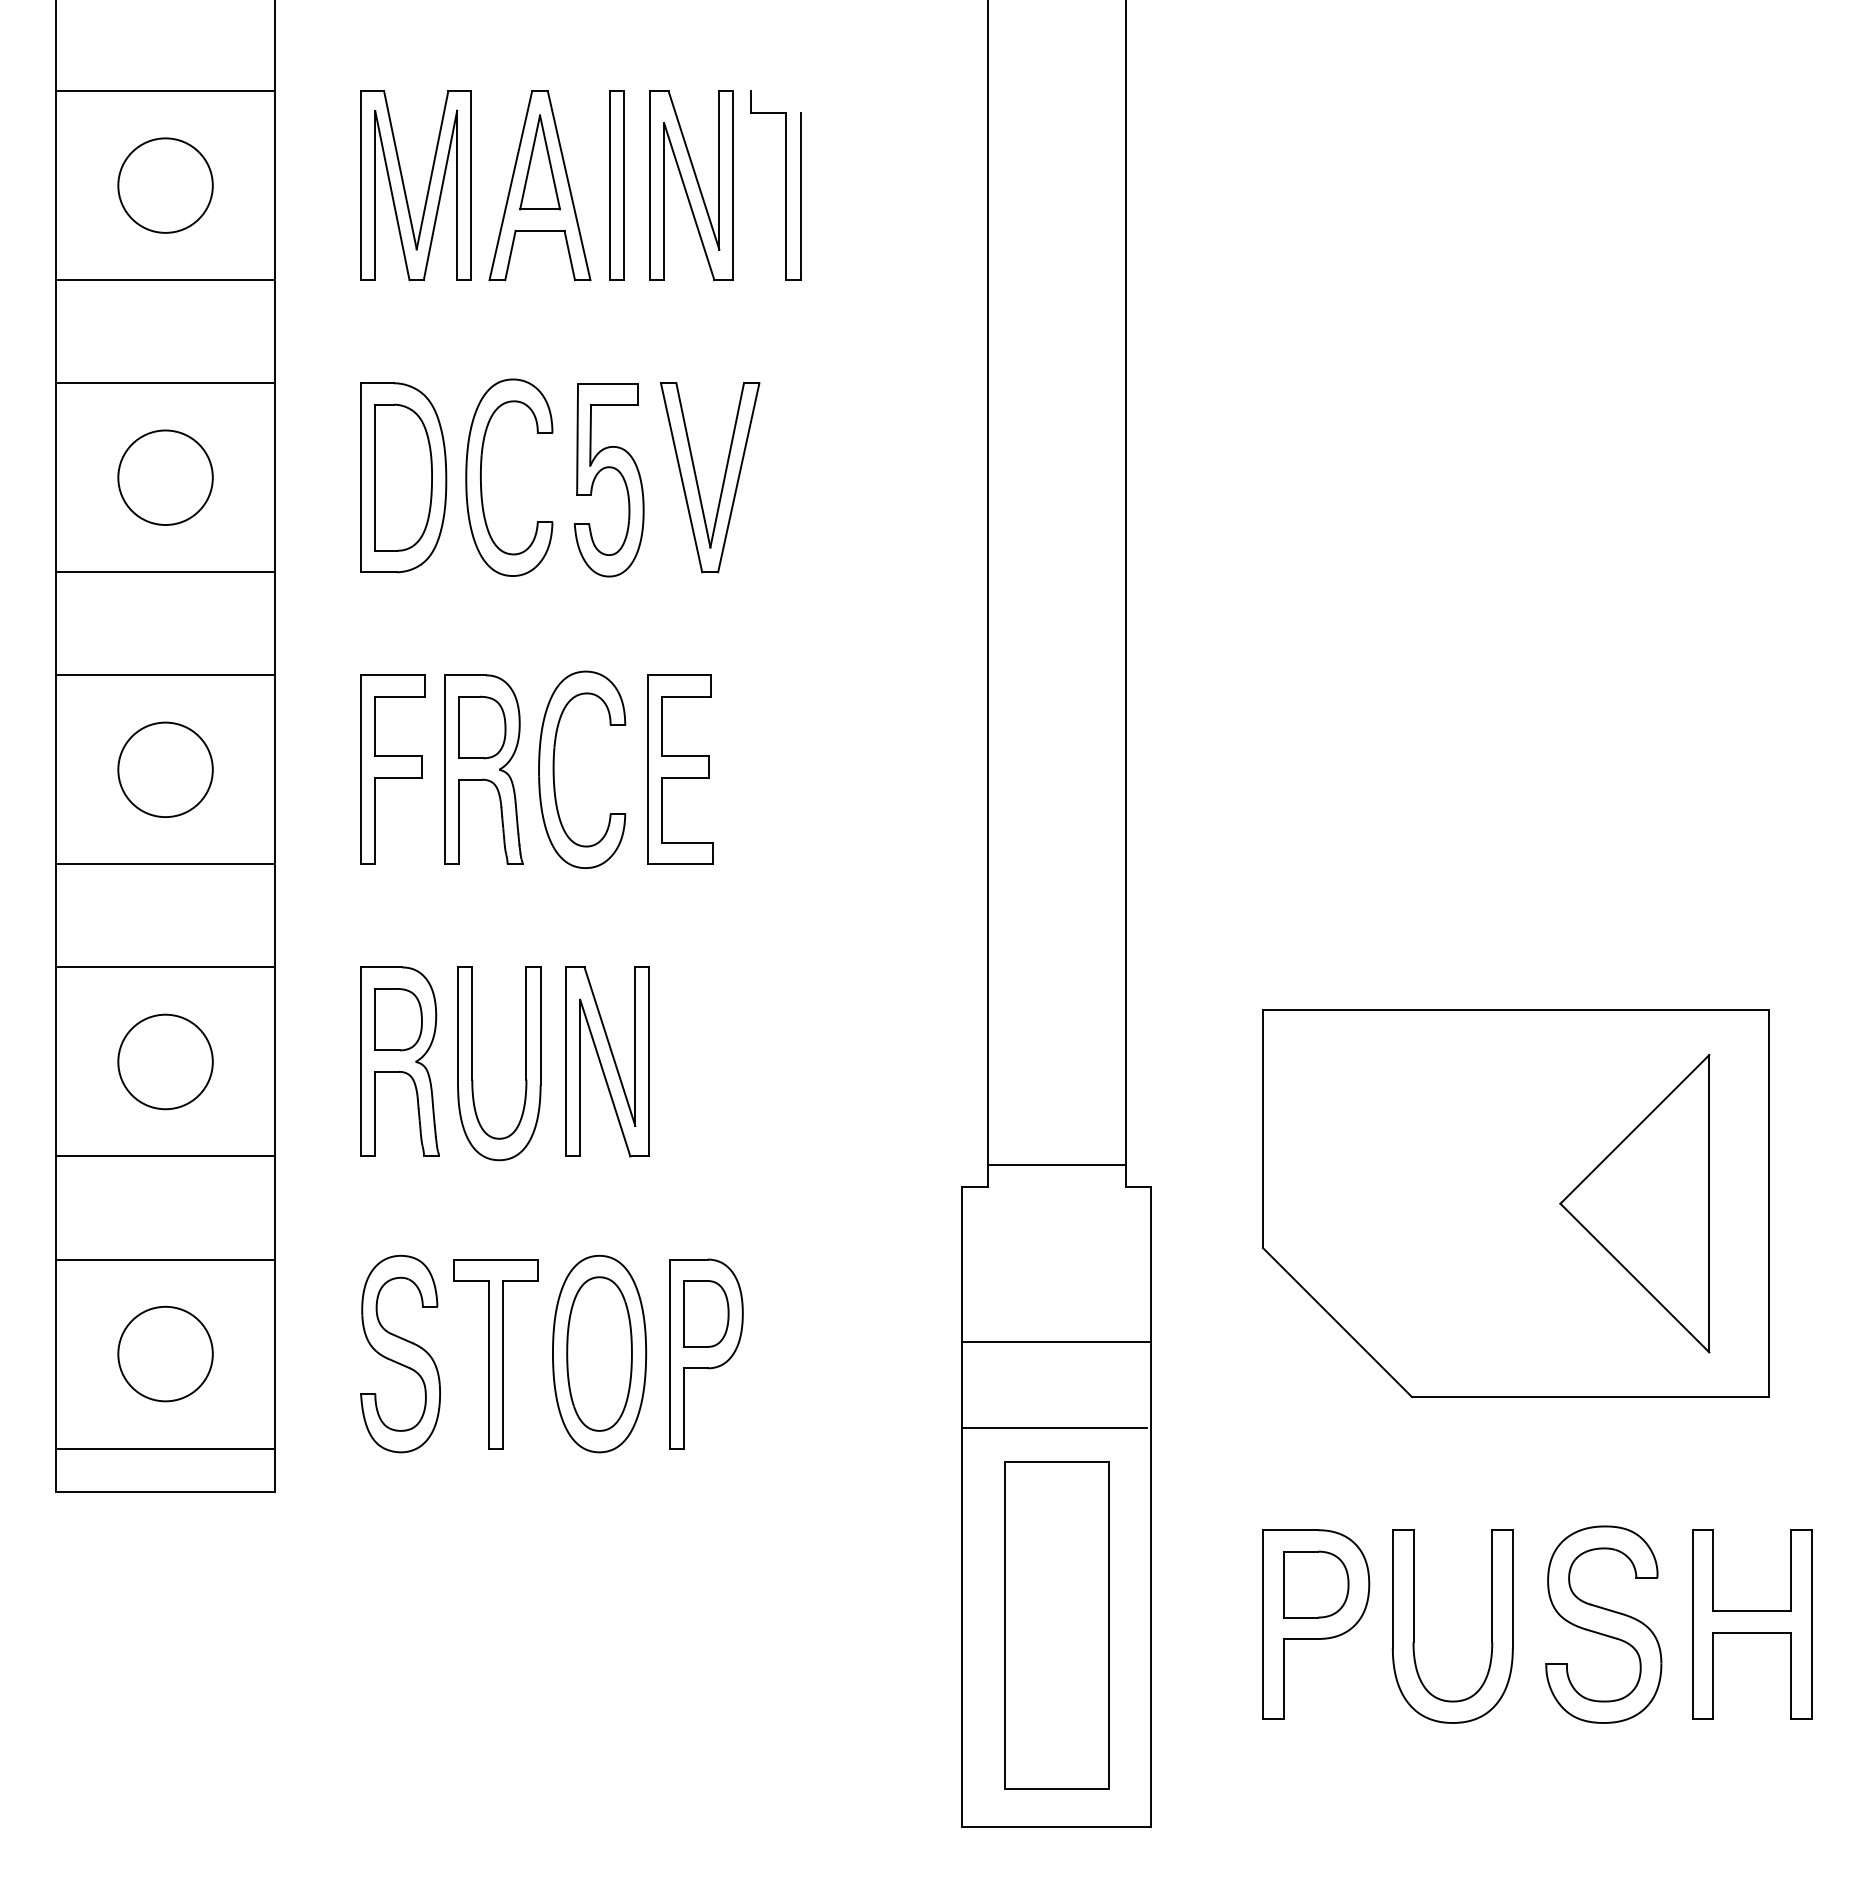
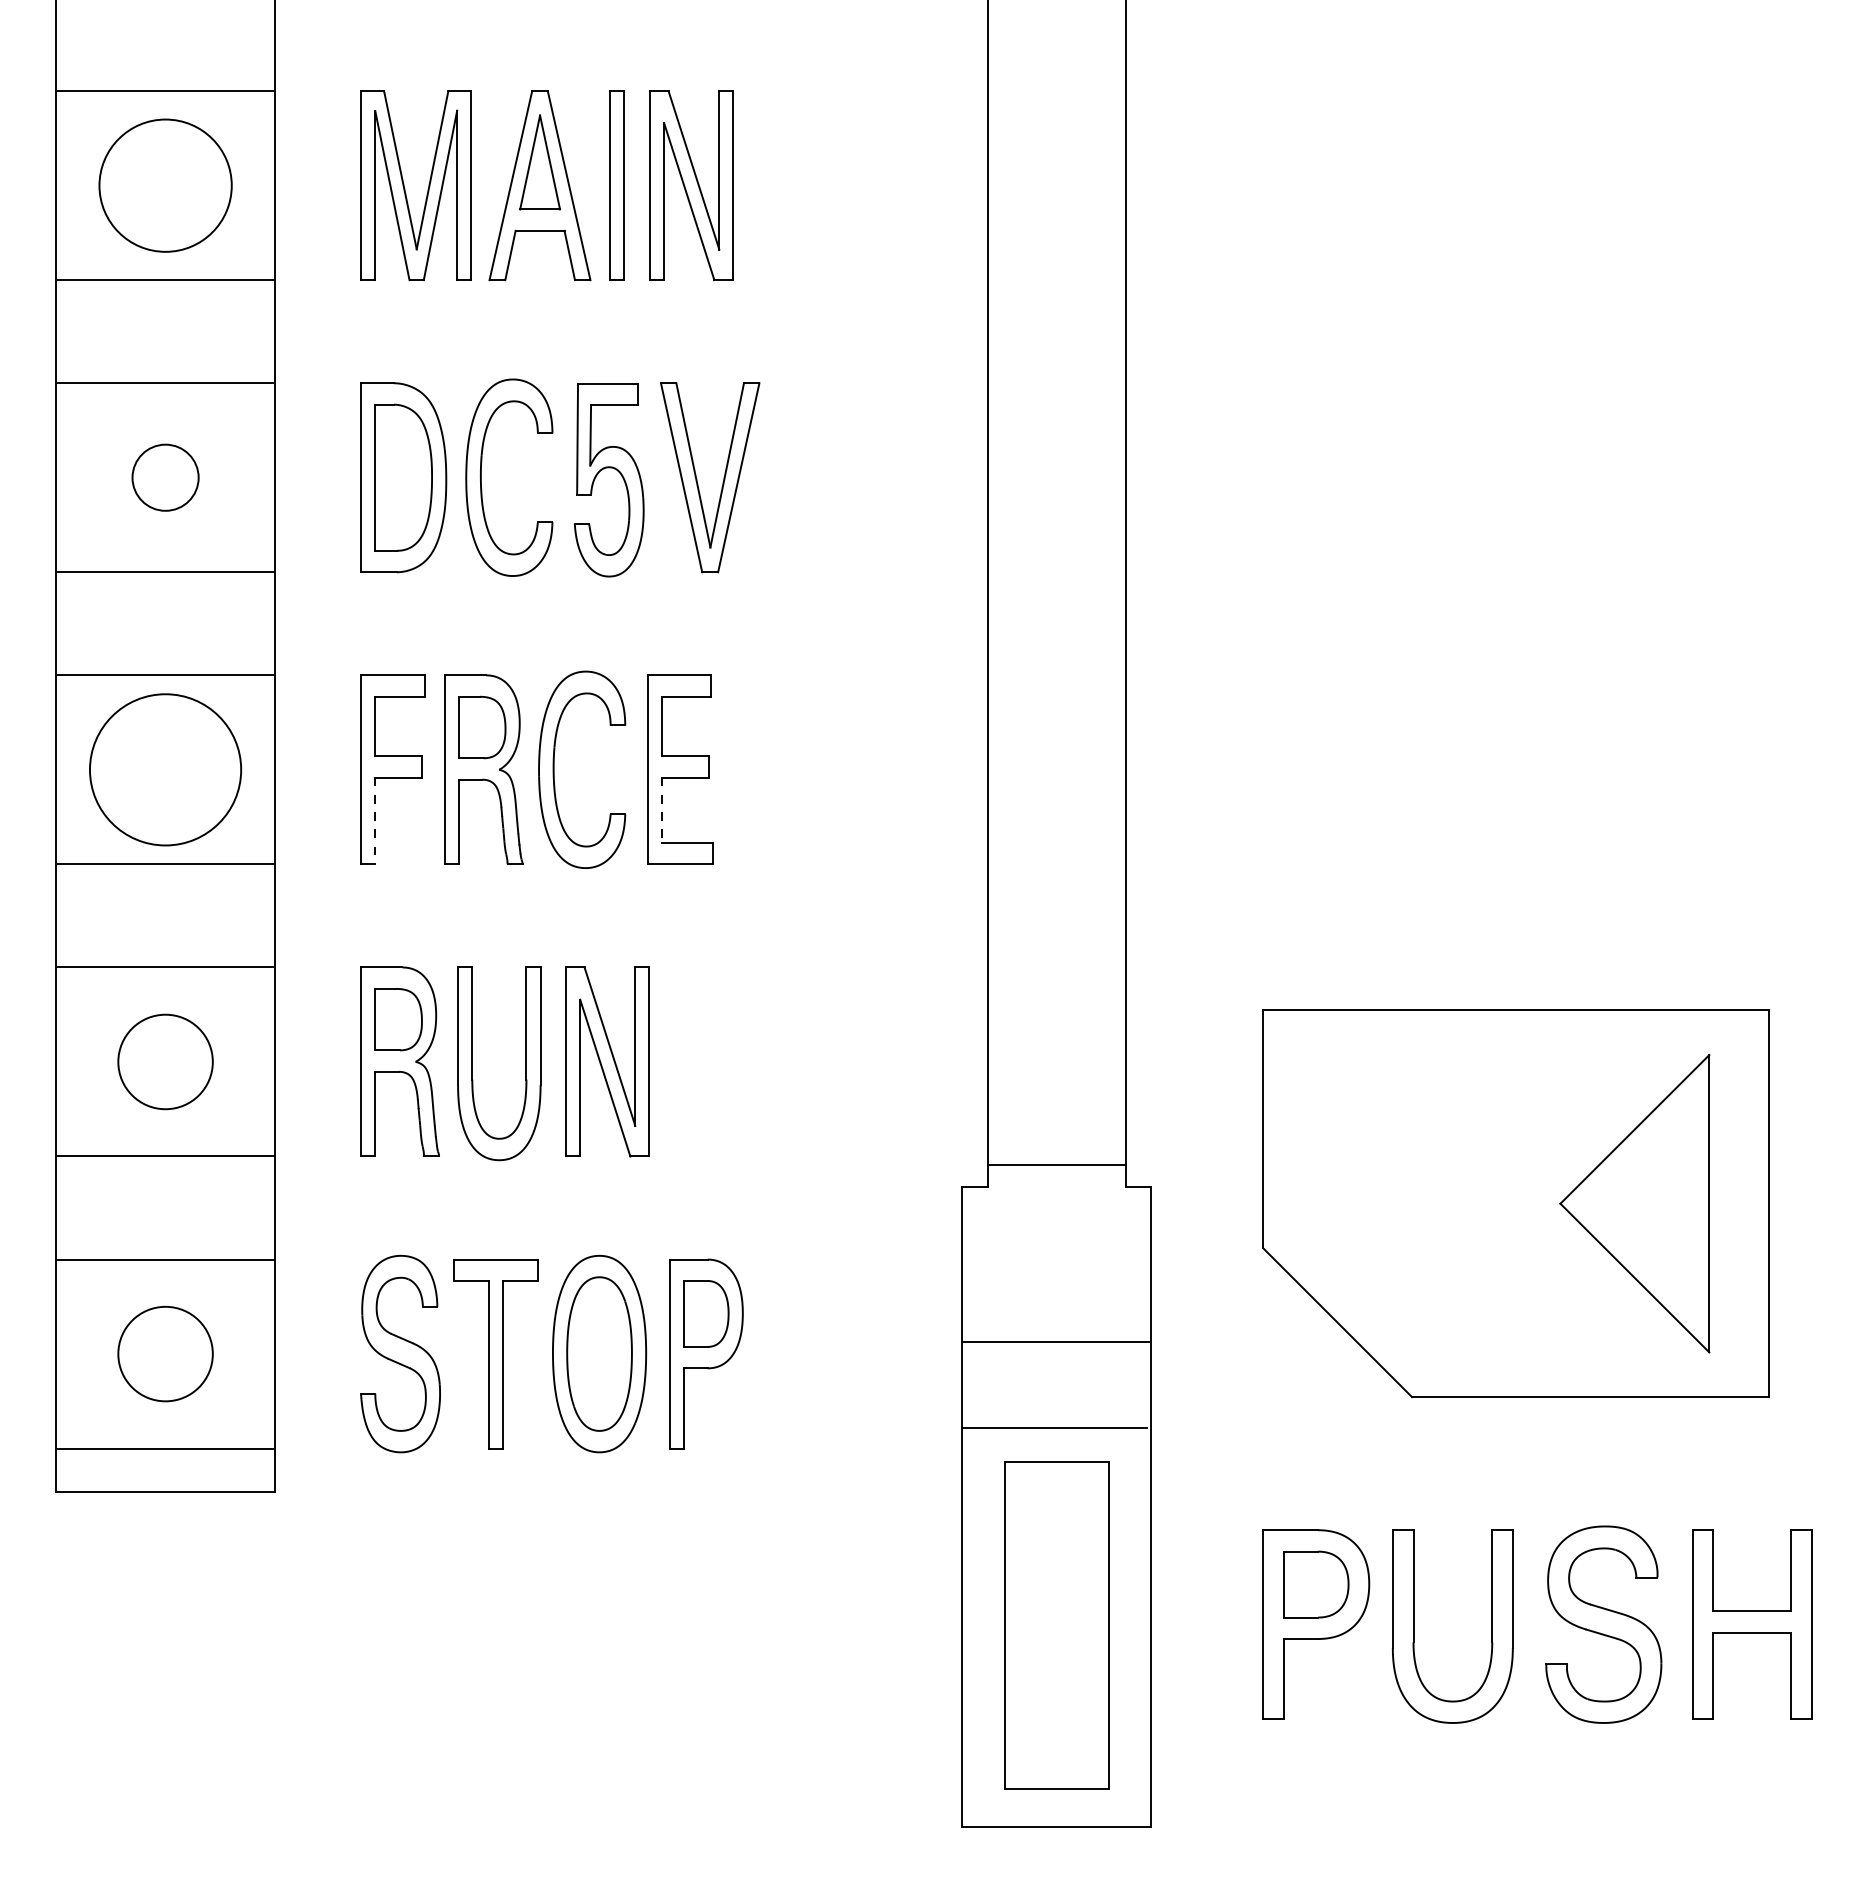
circle size: 97x97 px -> 135x135 px (165, 185)
part: present -> none (785, 185)
circle diameter: 95 px -> 66 px (165, 477)
circle diameter: 95 px -> 151 px (165, 769)
line: solid -> dashed (662, 810)
line: solid -> dashed (375, 821)
